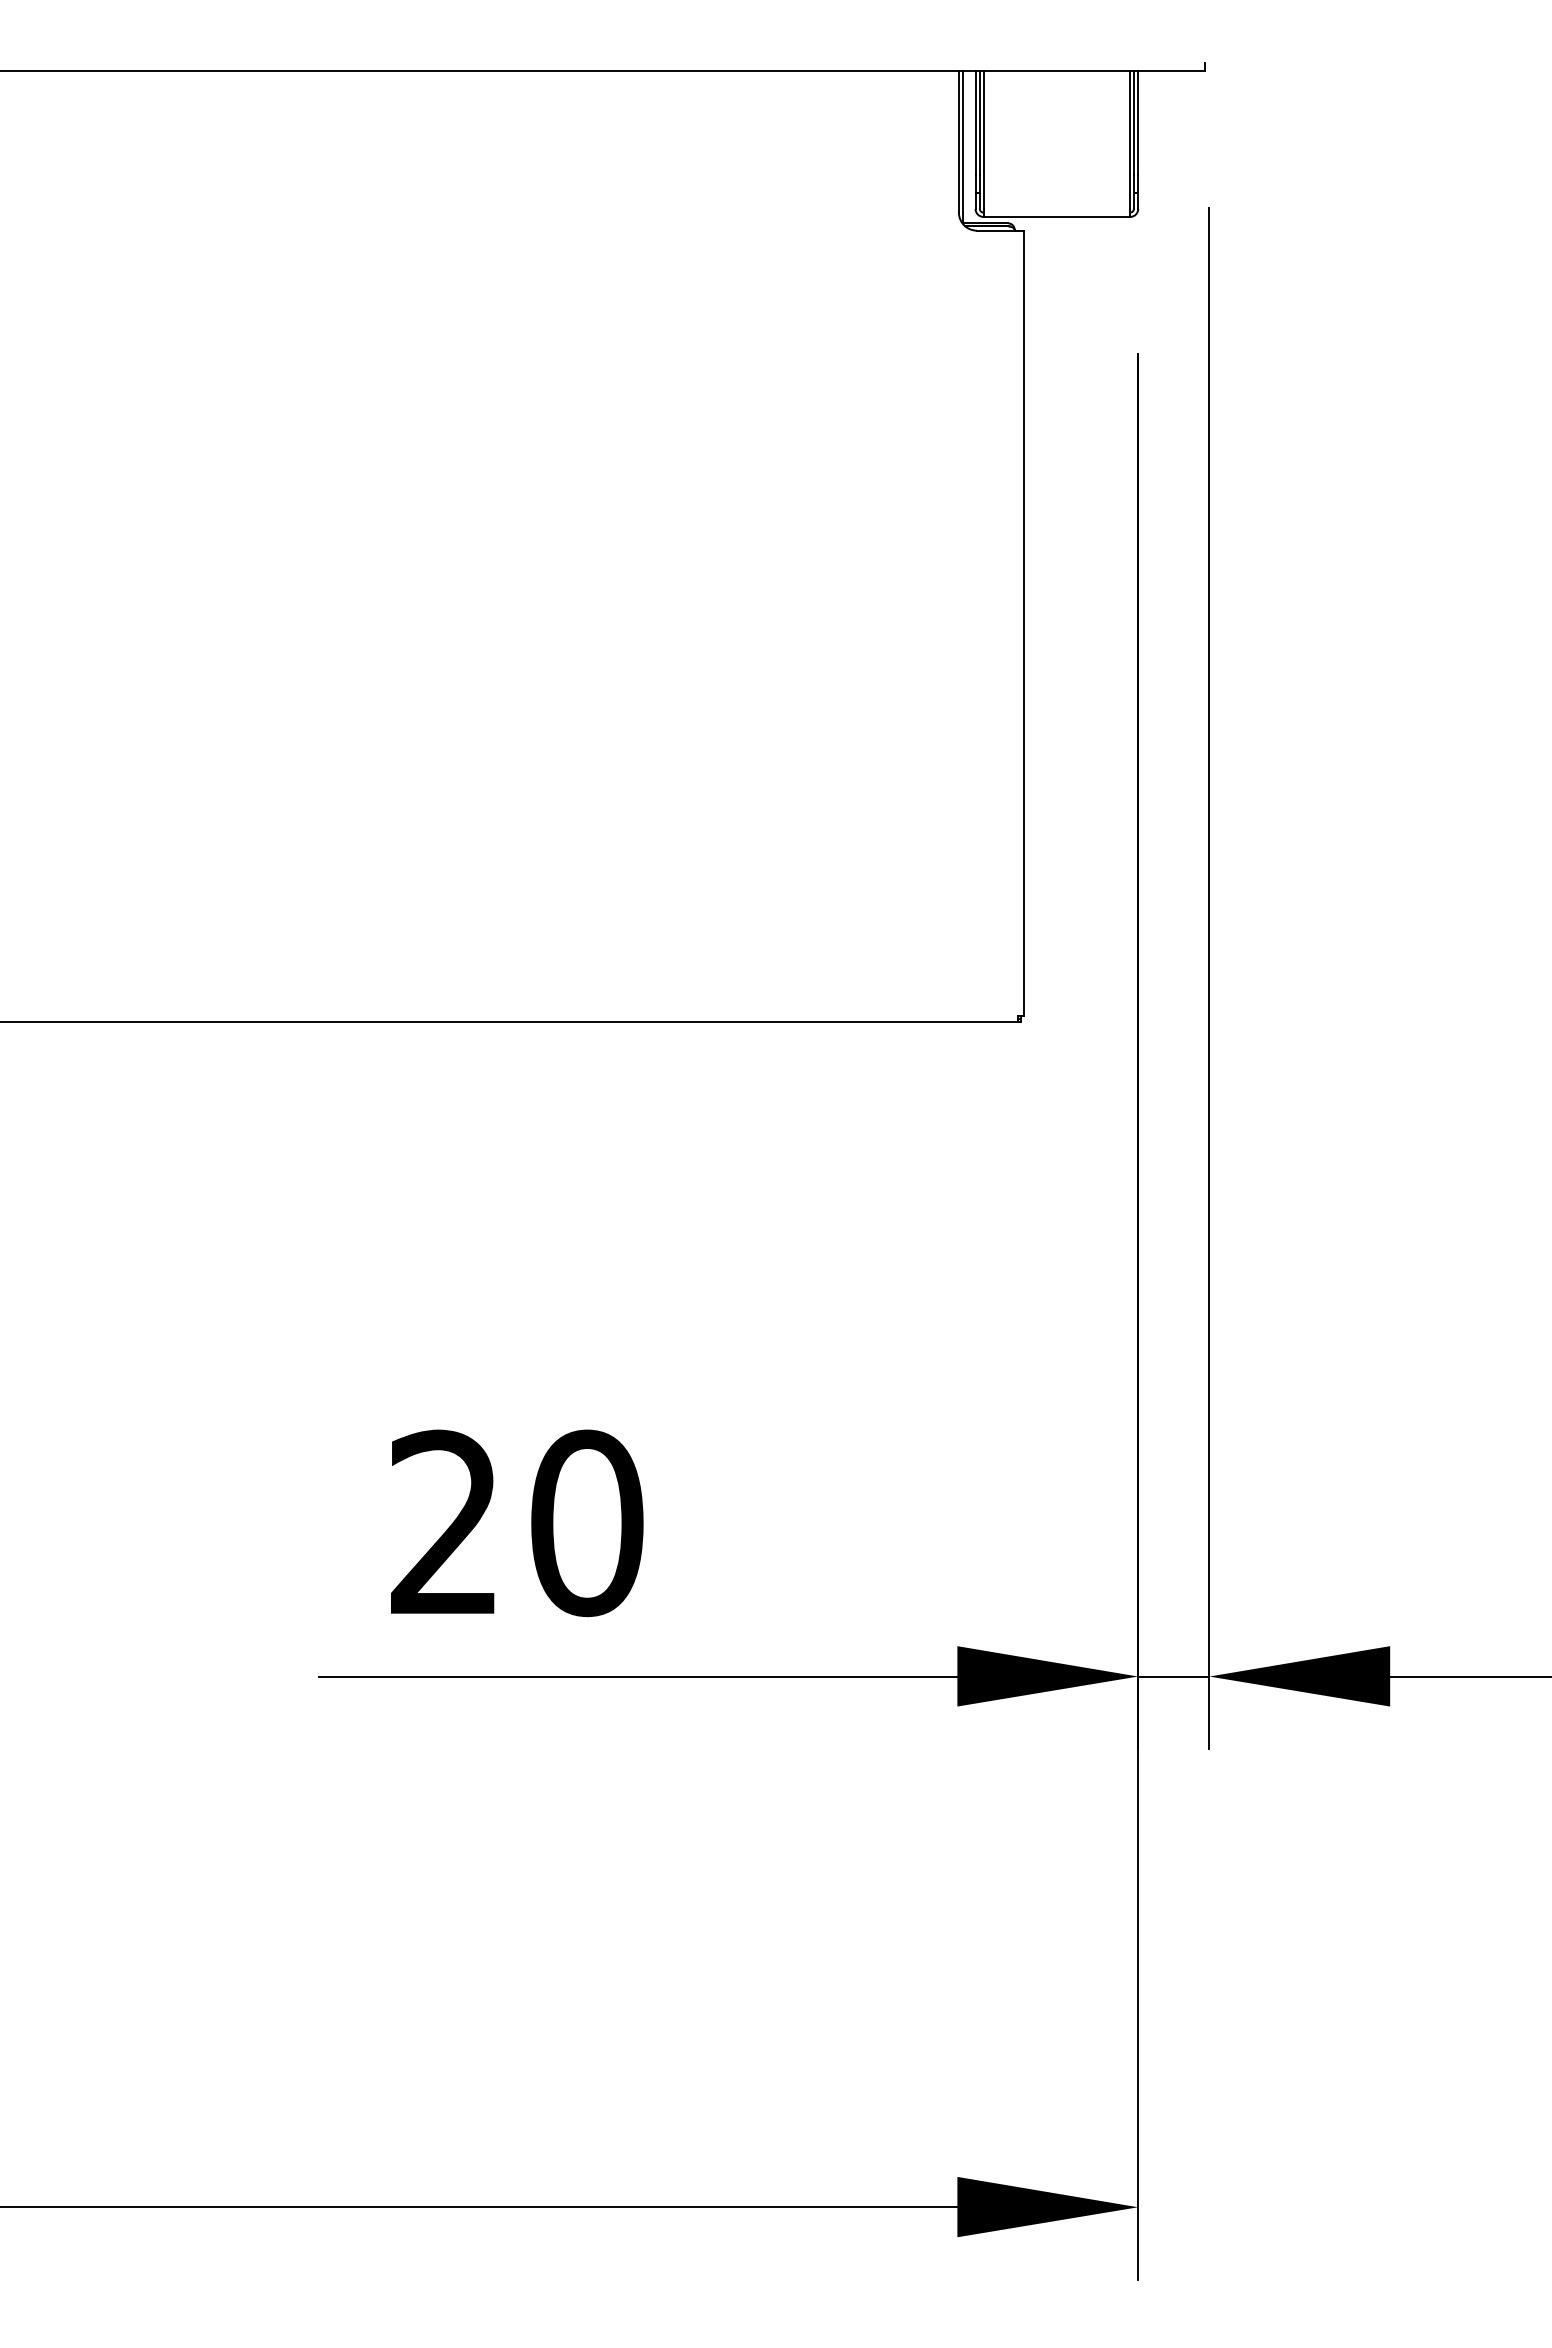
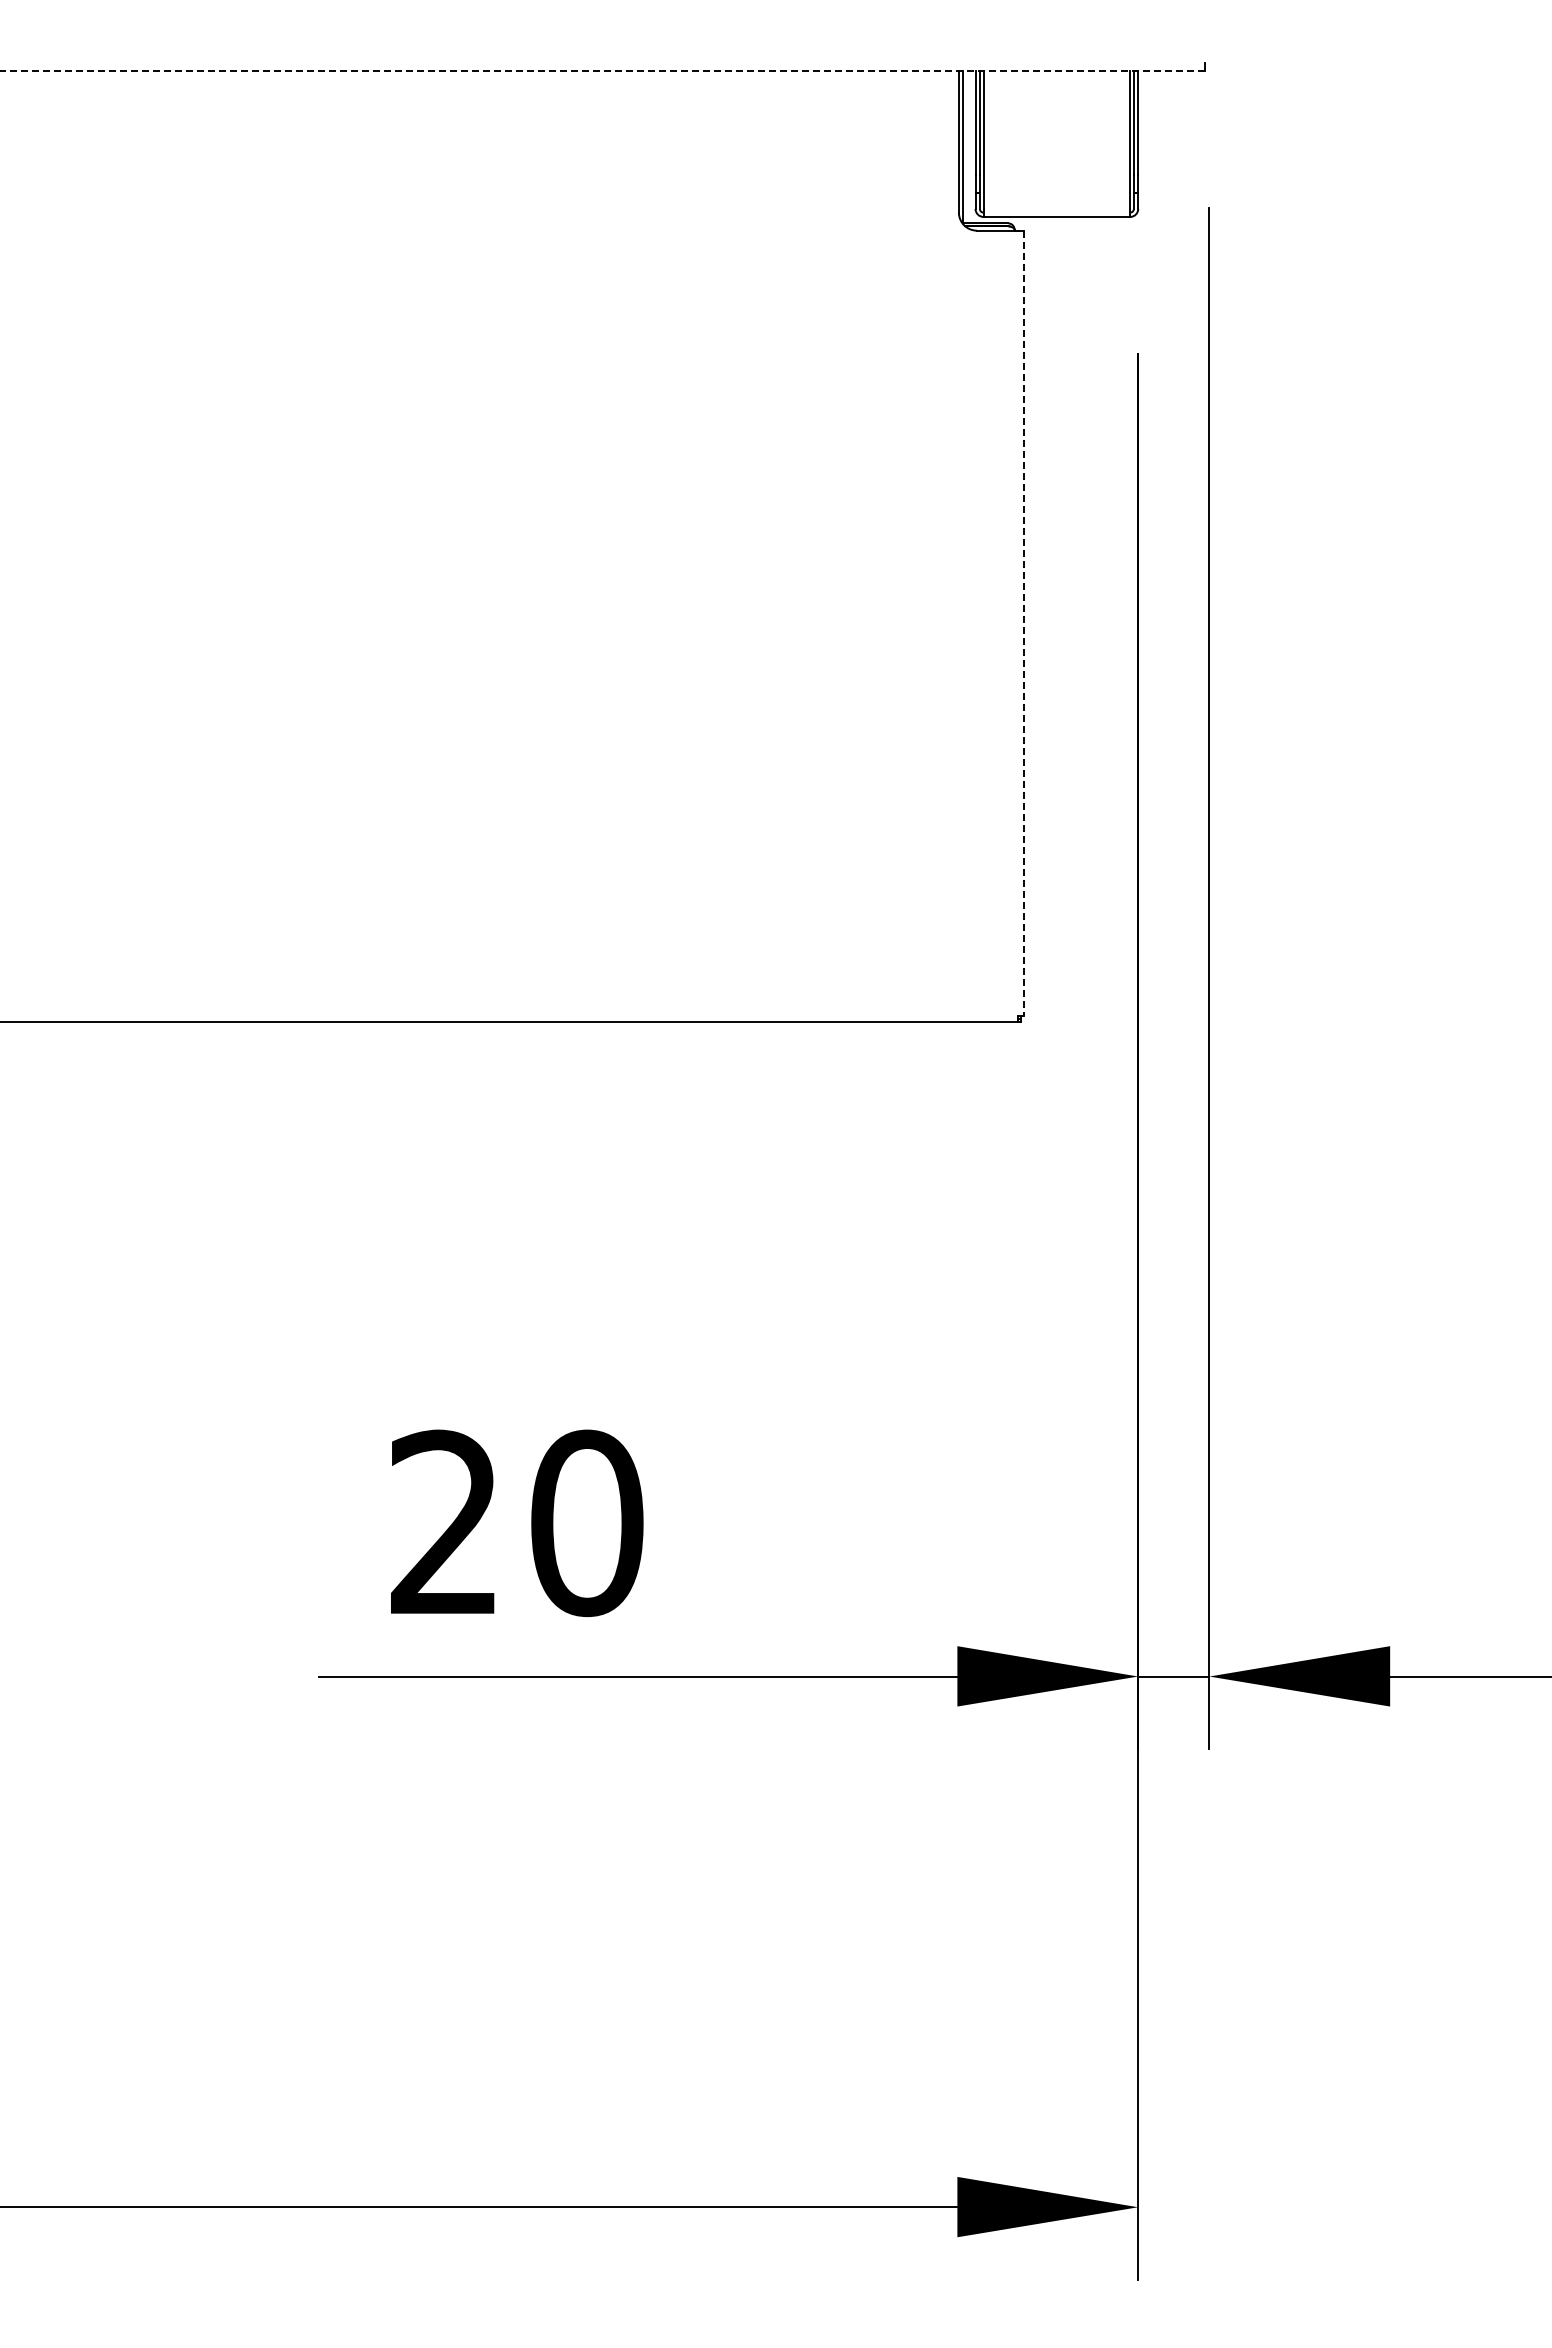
line: solid -> dashed (602, 70)
line: solid -> dashed (1023, 623)
